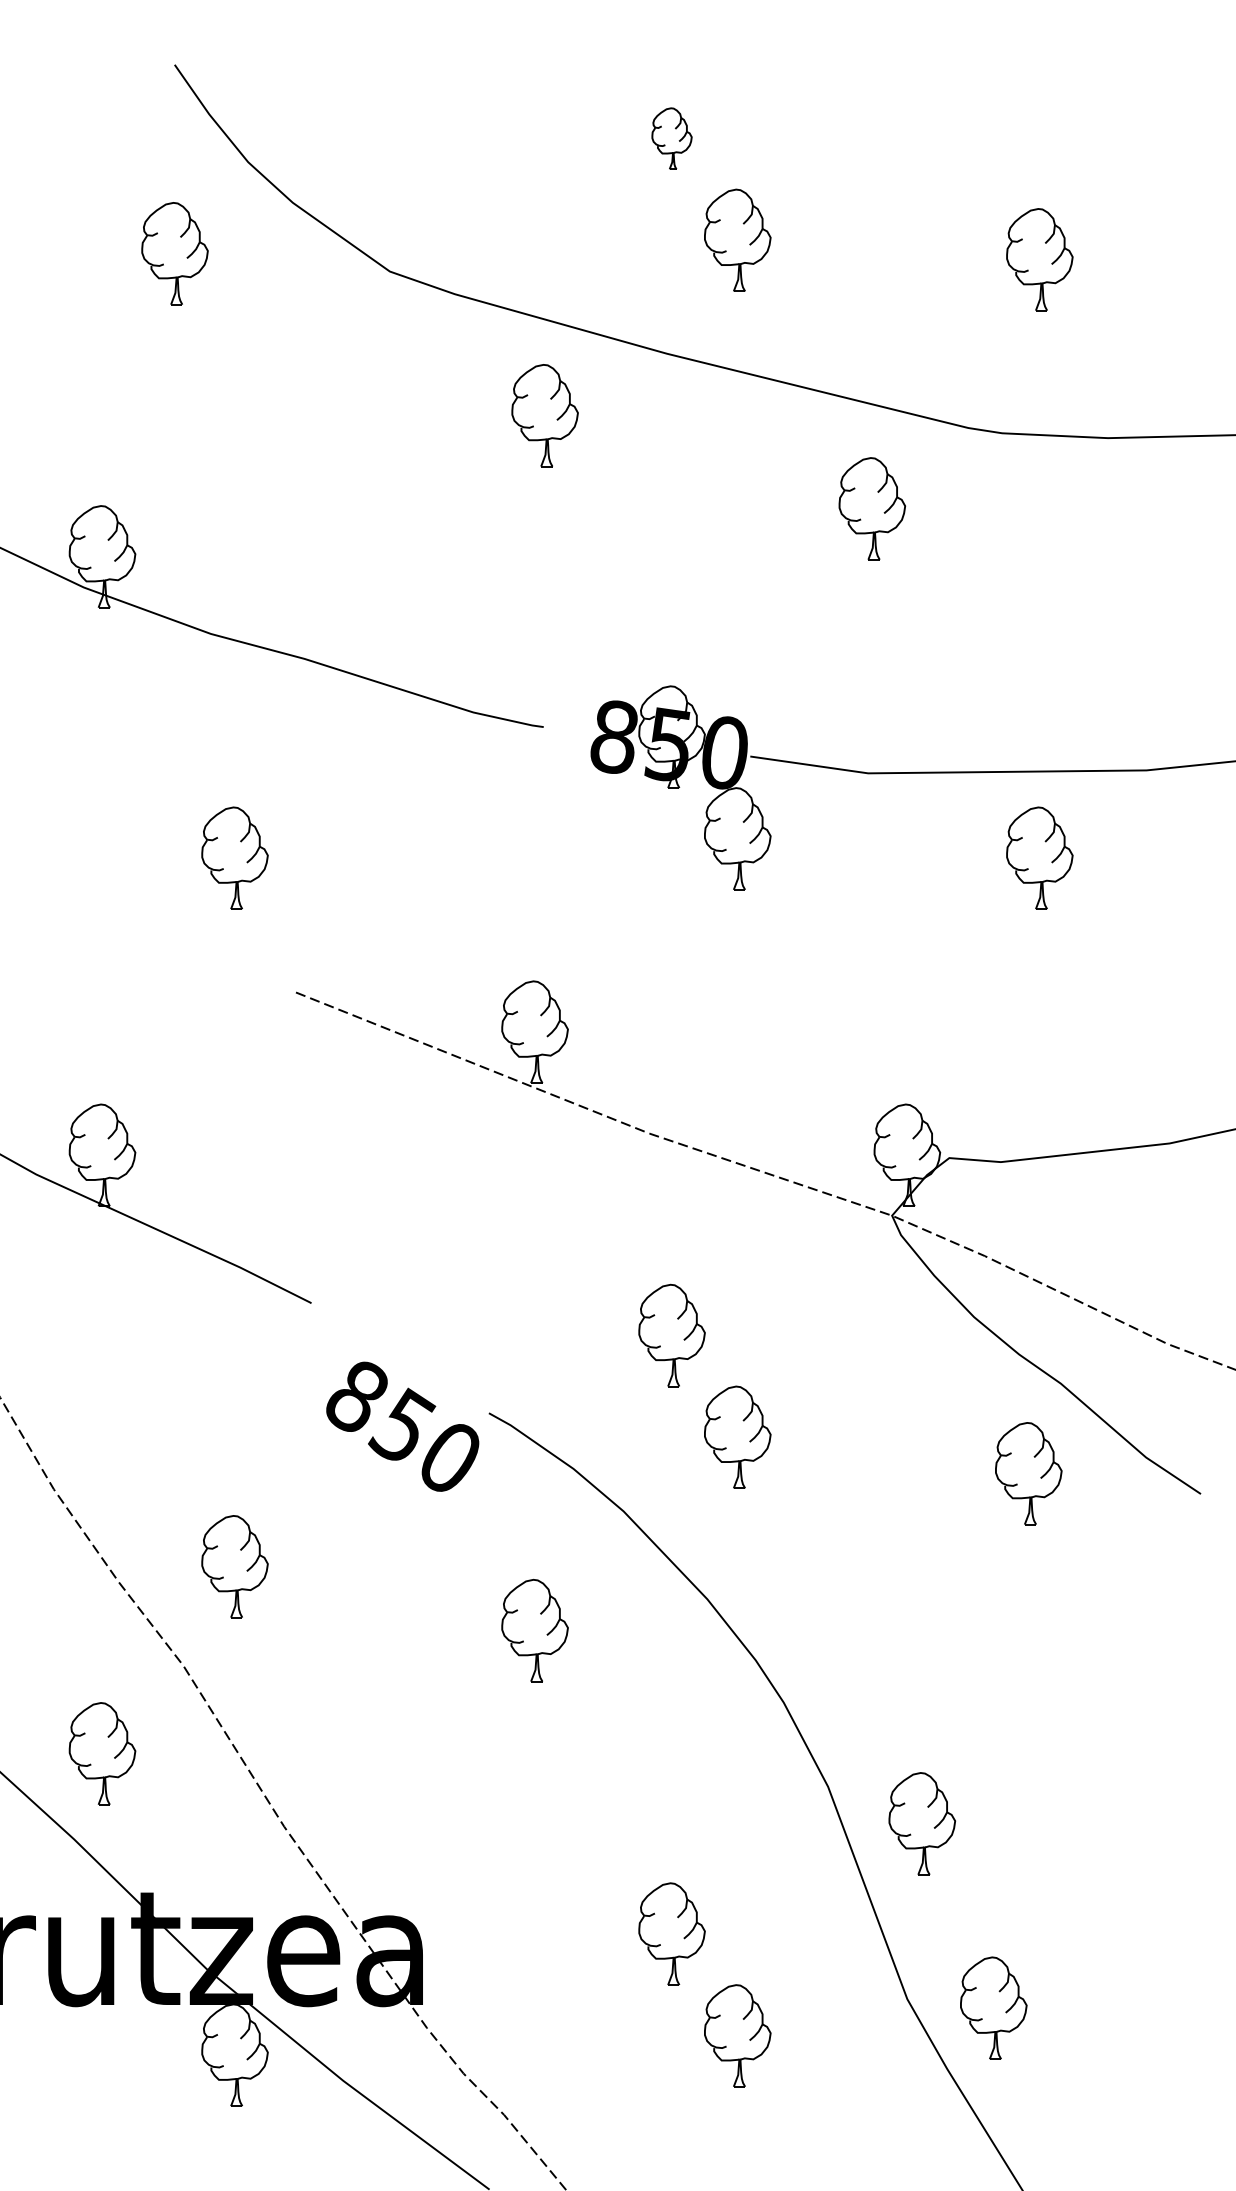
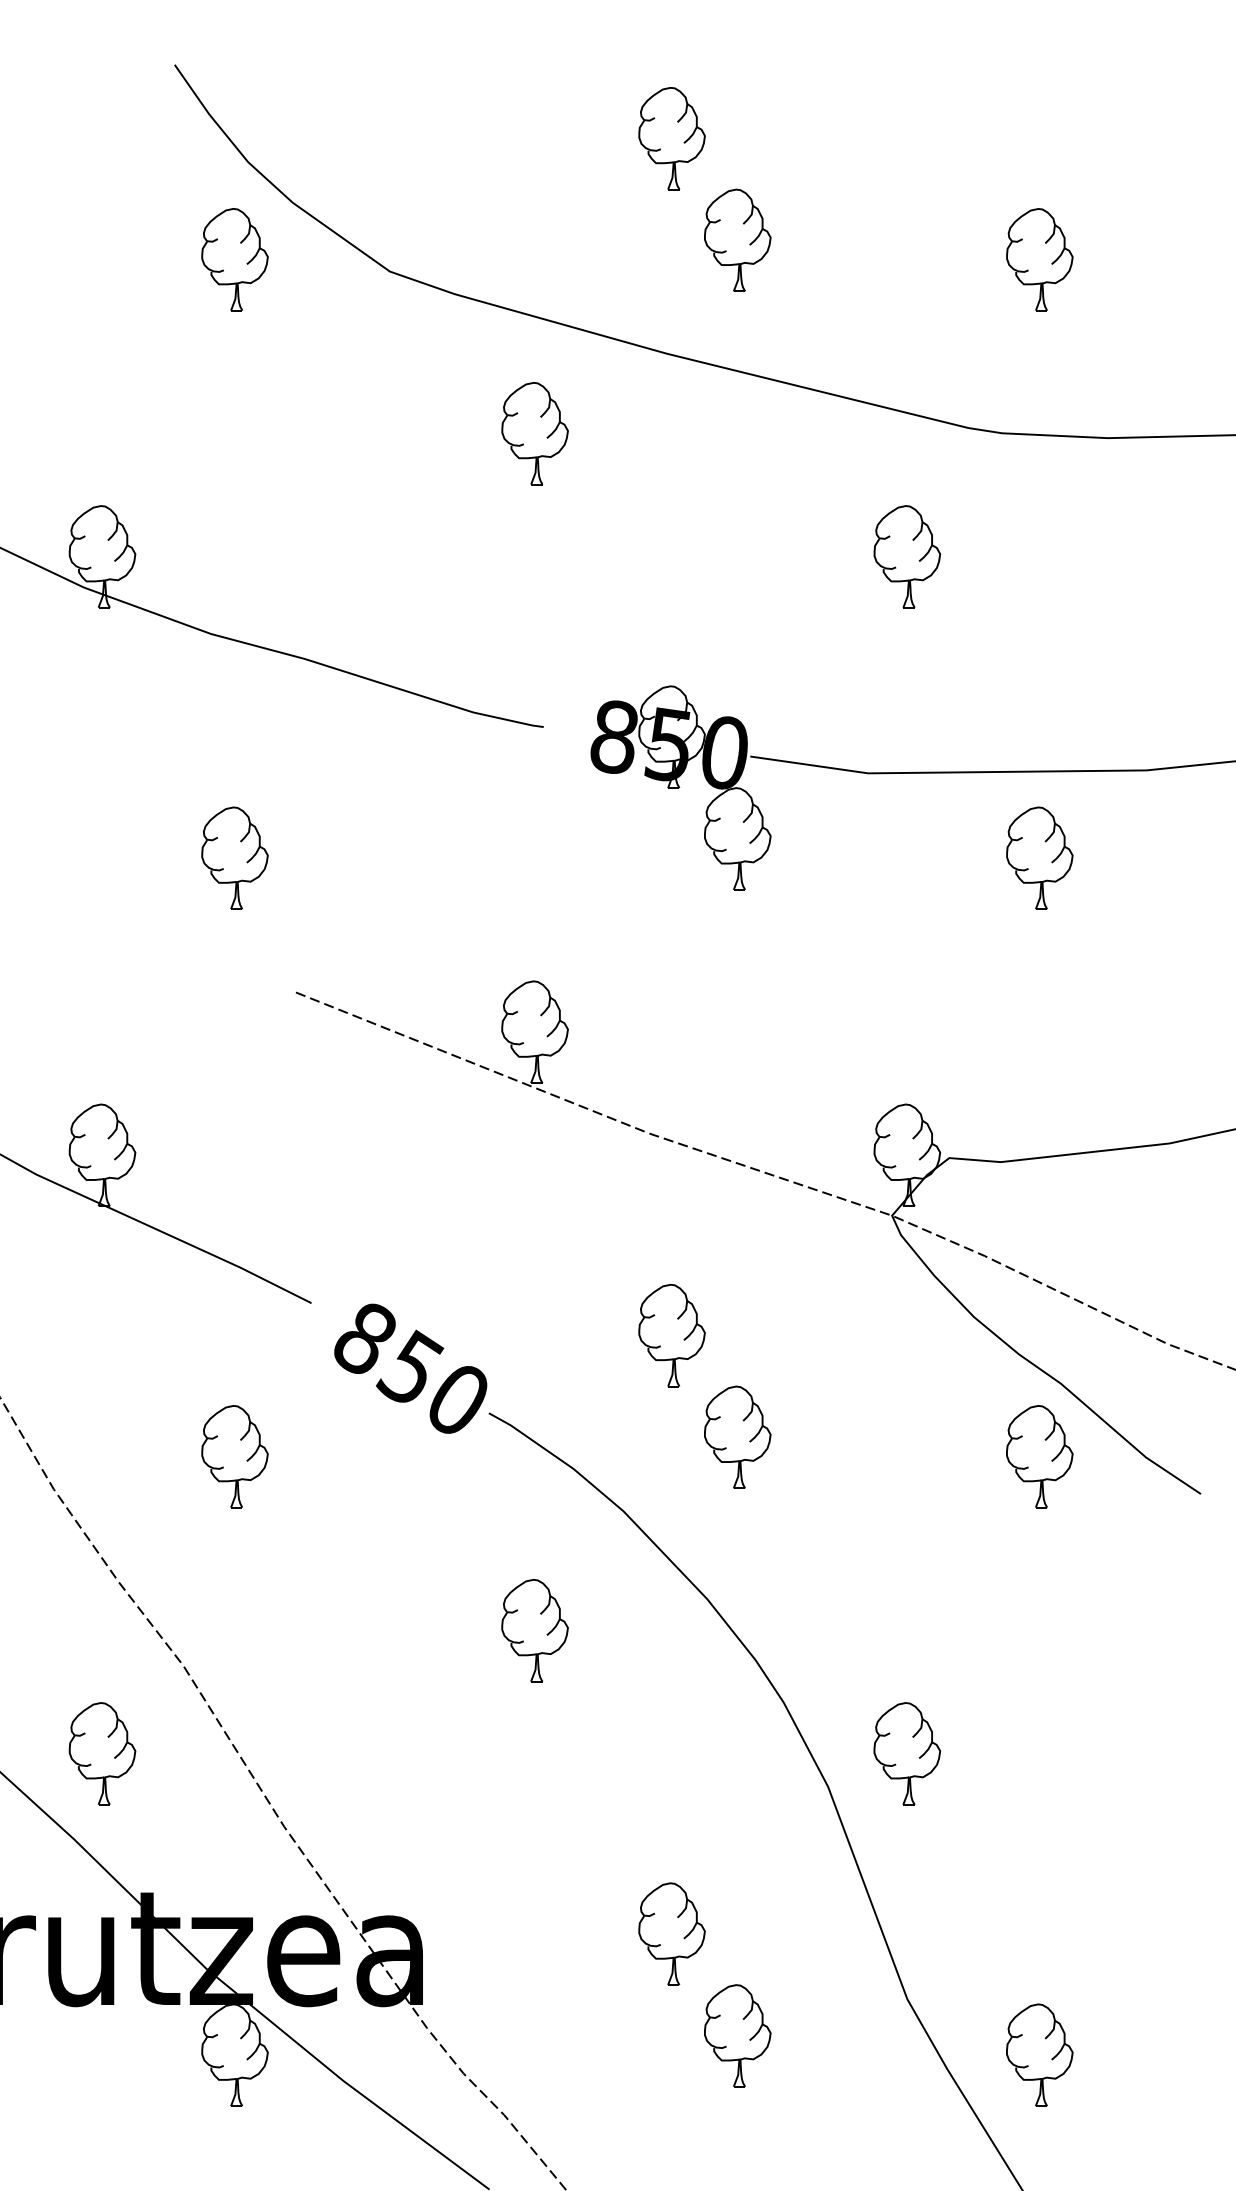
part size: 42x63 px -> 68x104 px (671, 138)
part position: (174, 253) -> (234, 259) (234, 259)
part position: (544, 415) -> (534, 433) (534, 433)
part position: (872, 508) -> (907, 556) (907, 556)
text position: (402, 1426) -> (410, 1368) (410, 1368)
part position: (1028, 1473) -> (1039, 1456) (1039, 1456)
part position: (234, 1566) -> (234, 1456) (234, 1456)
part position: (922, 1823) -> (907, 1753) (907, 1753)
part position: (993, 2007) -> (1039, 2054) (1039, 2054)
